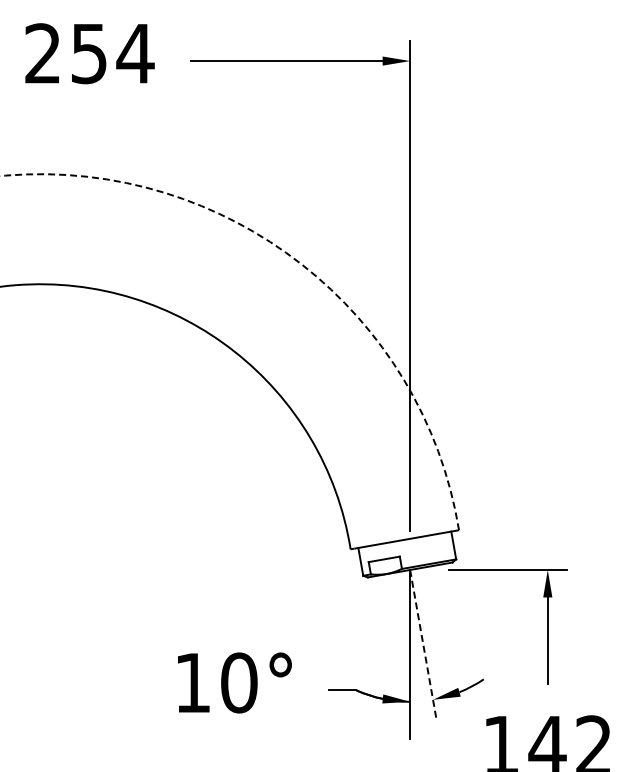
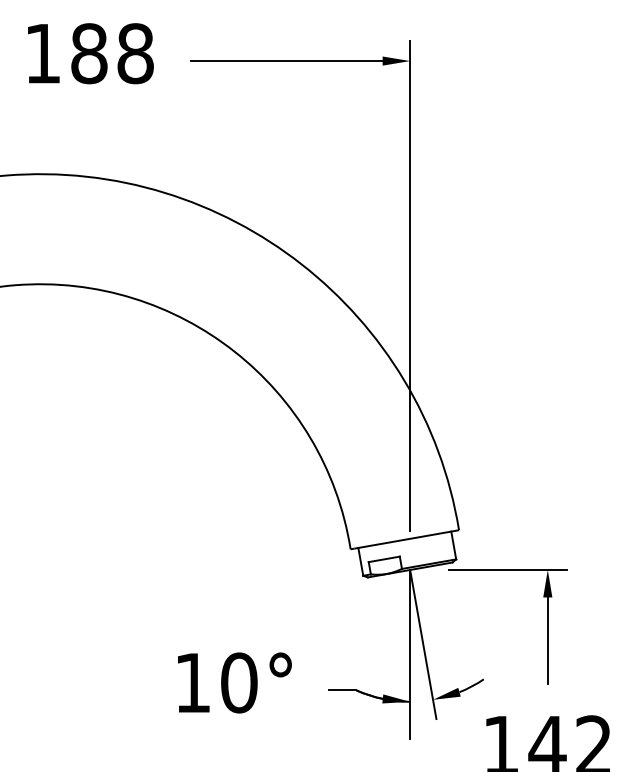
text: 254 -> 188 (89, 53)
arc: dashed -> solid (299, 262)
line: dashed -> solid (423, 644)
